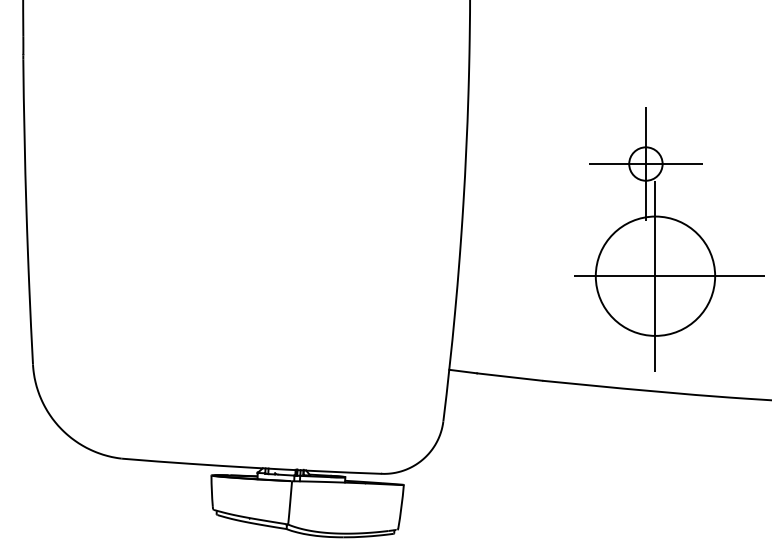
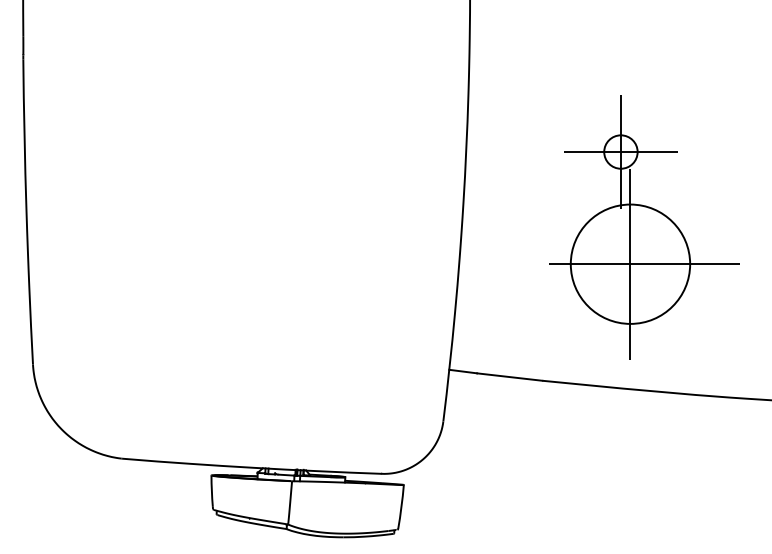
part position: (669, 239) -> (644, 227) (644, 227)
